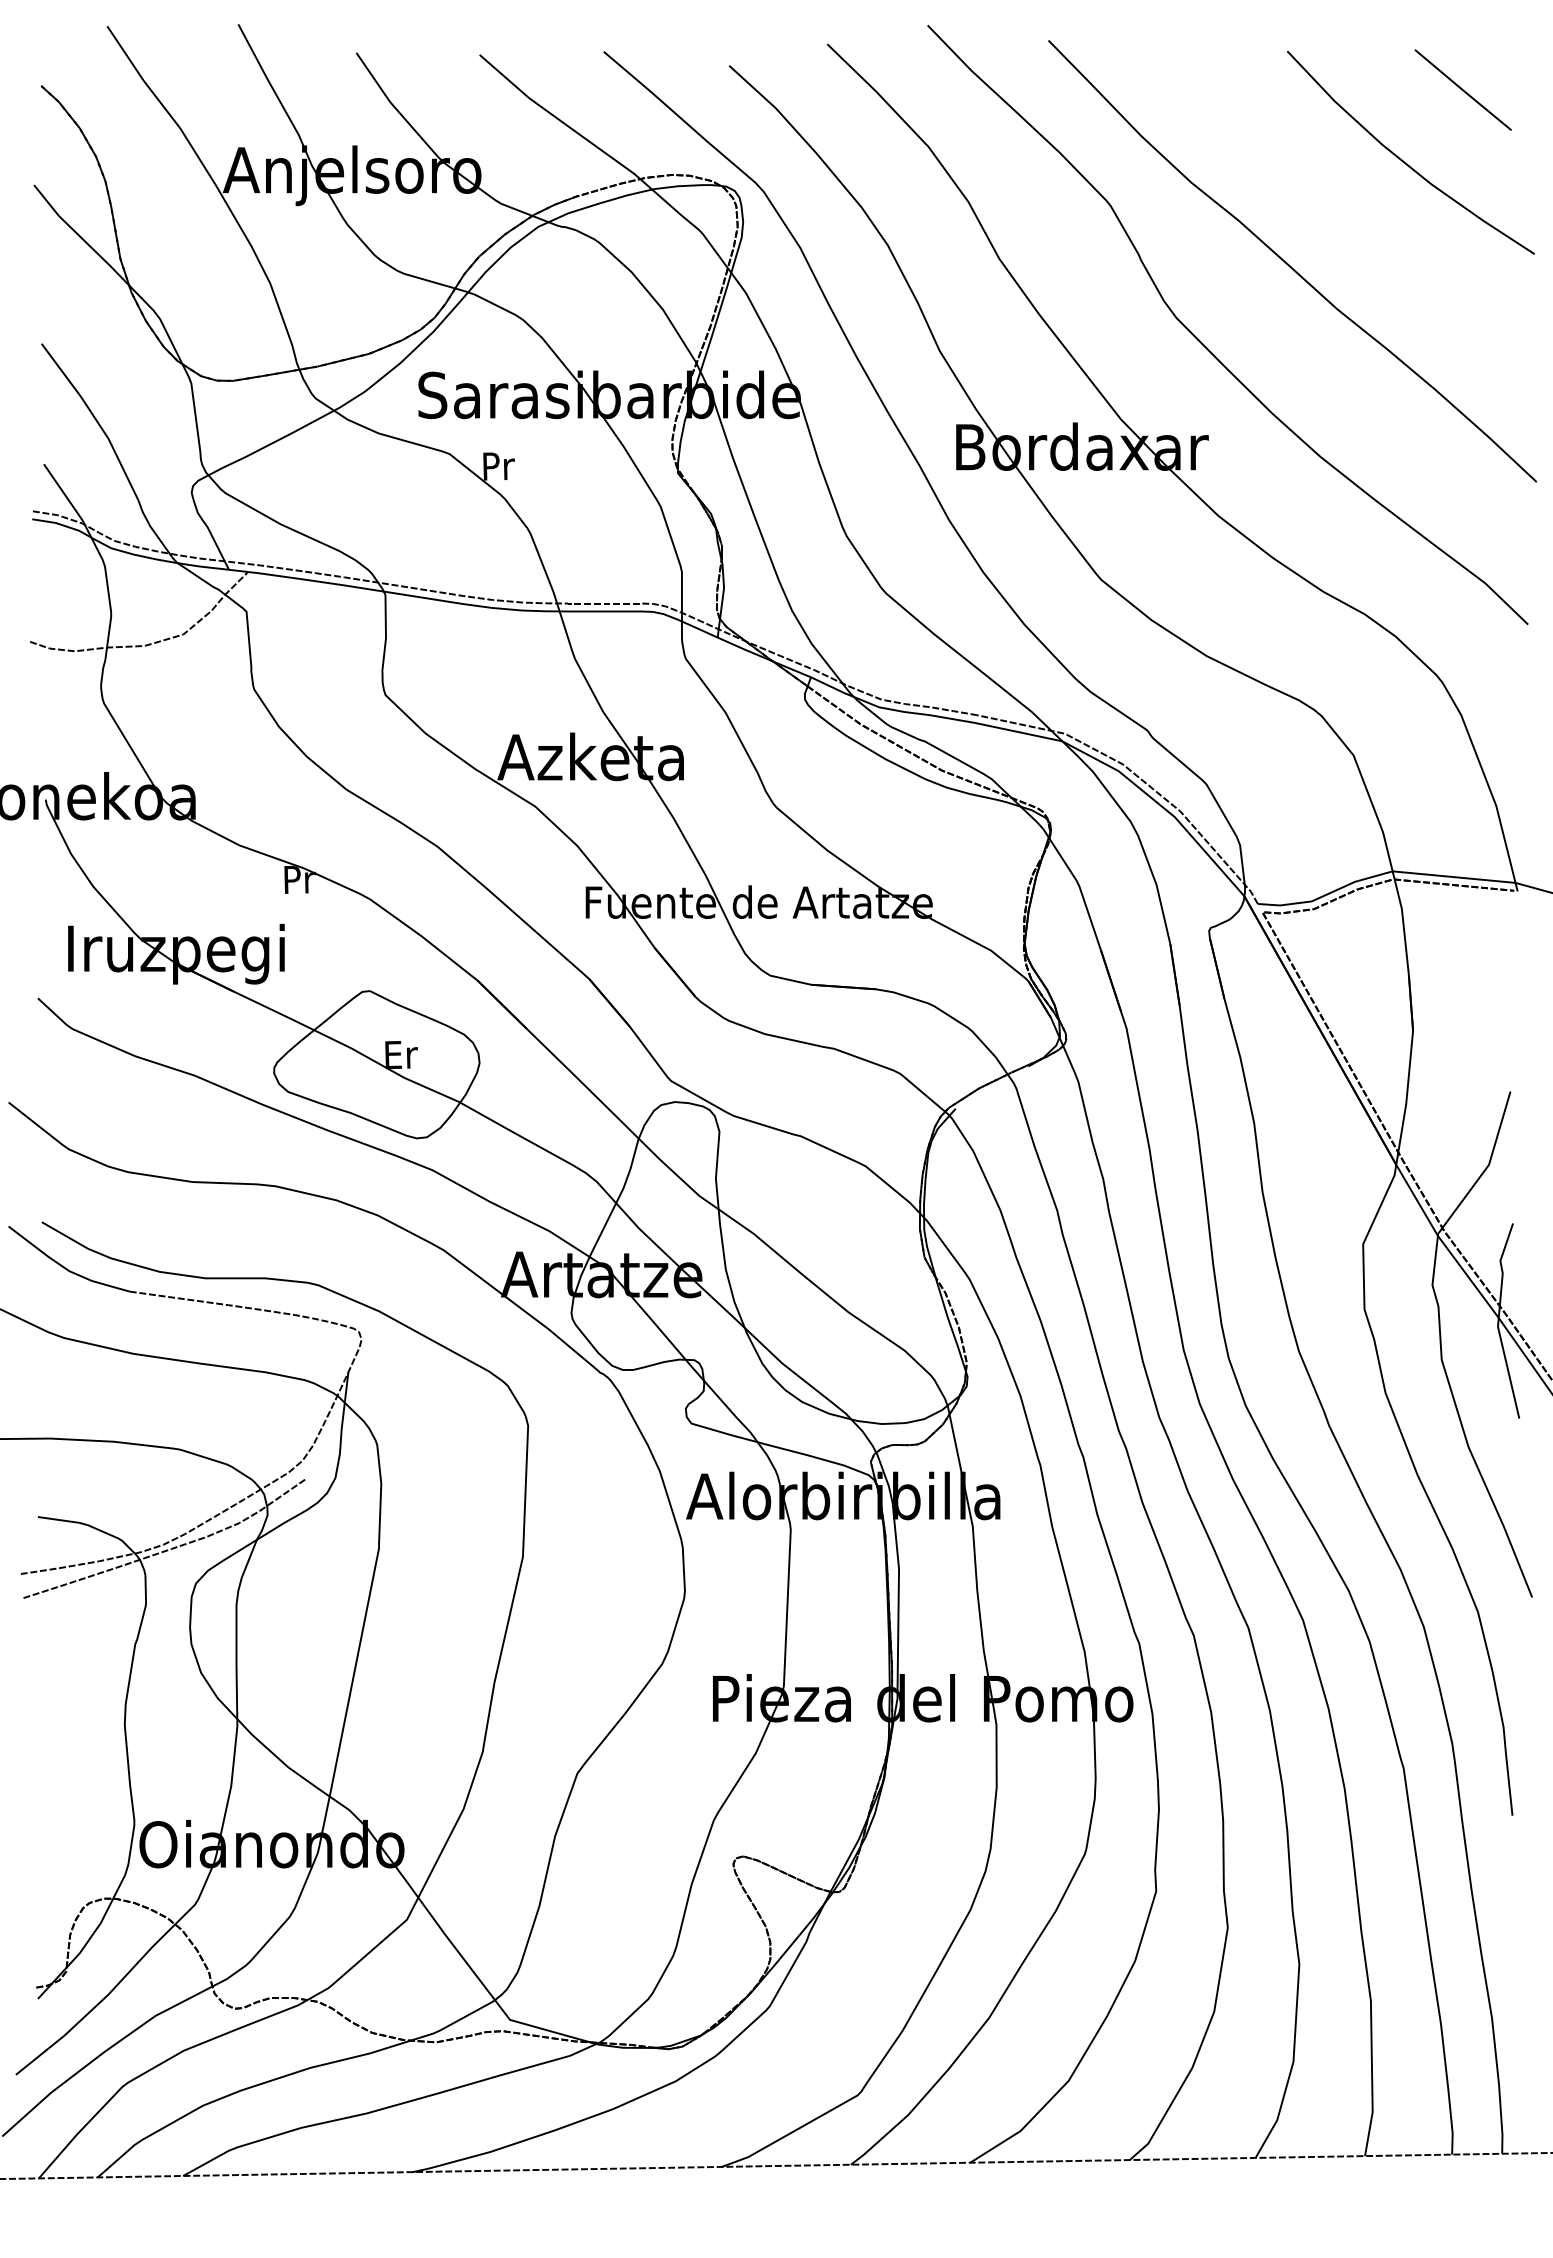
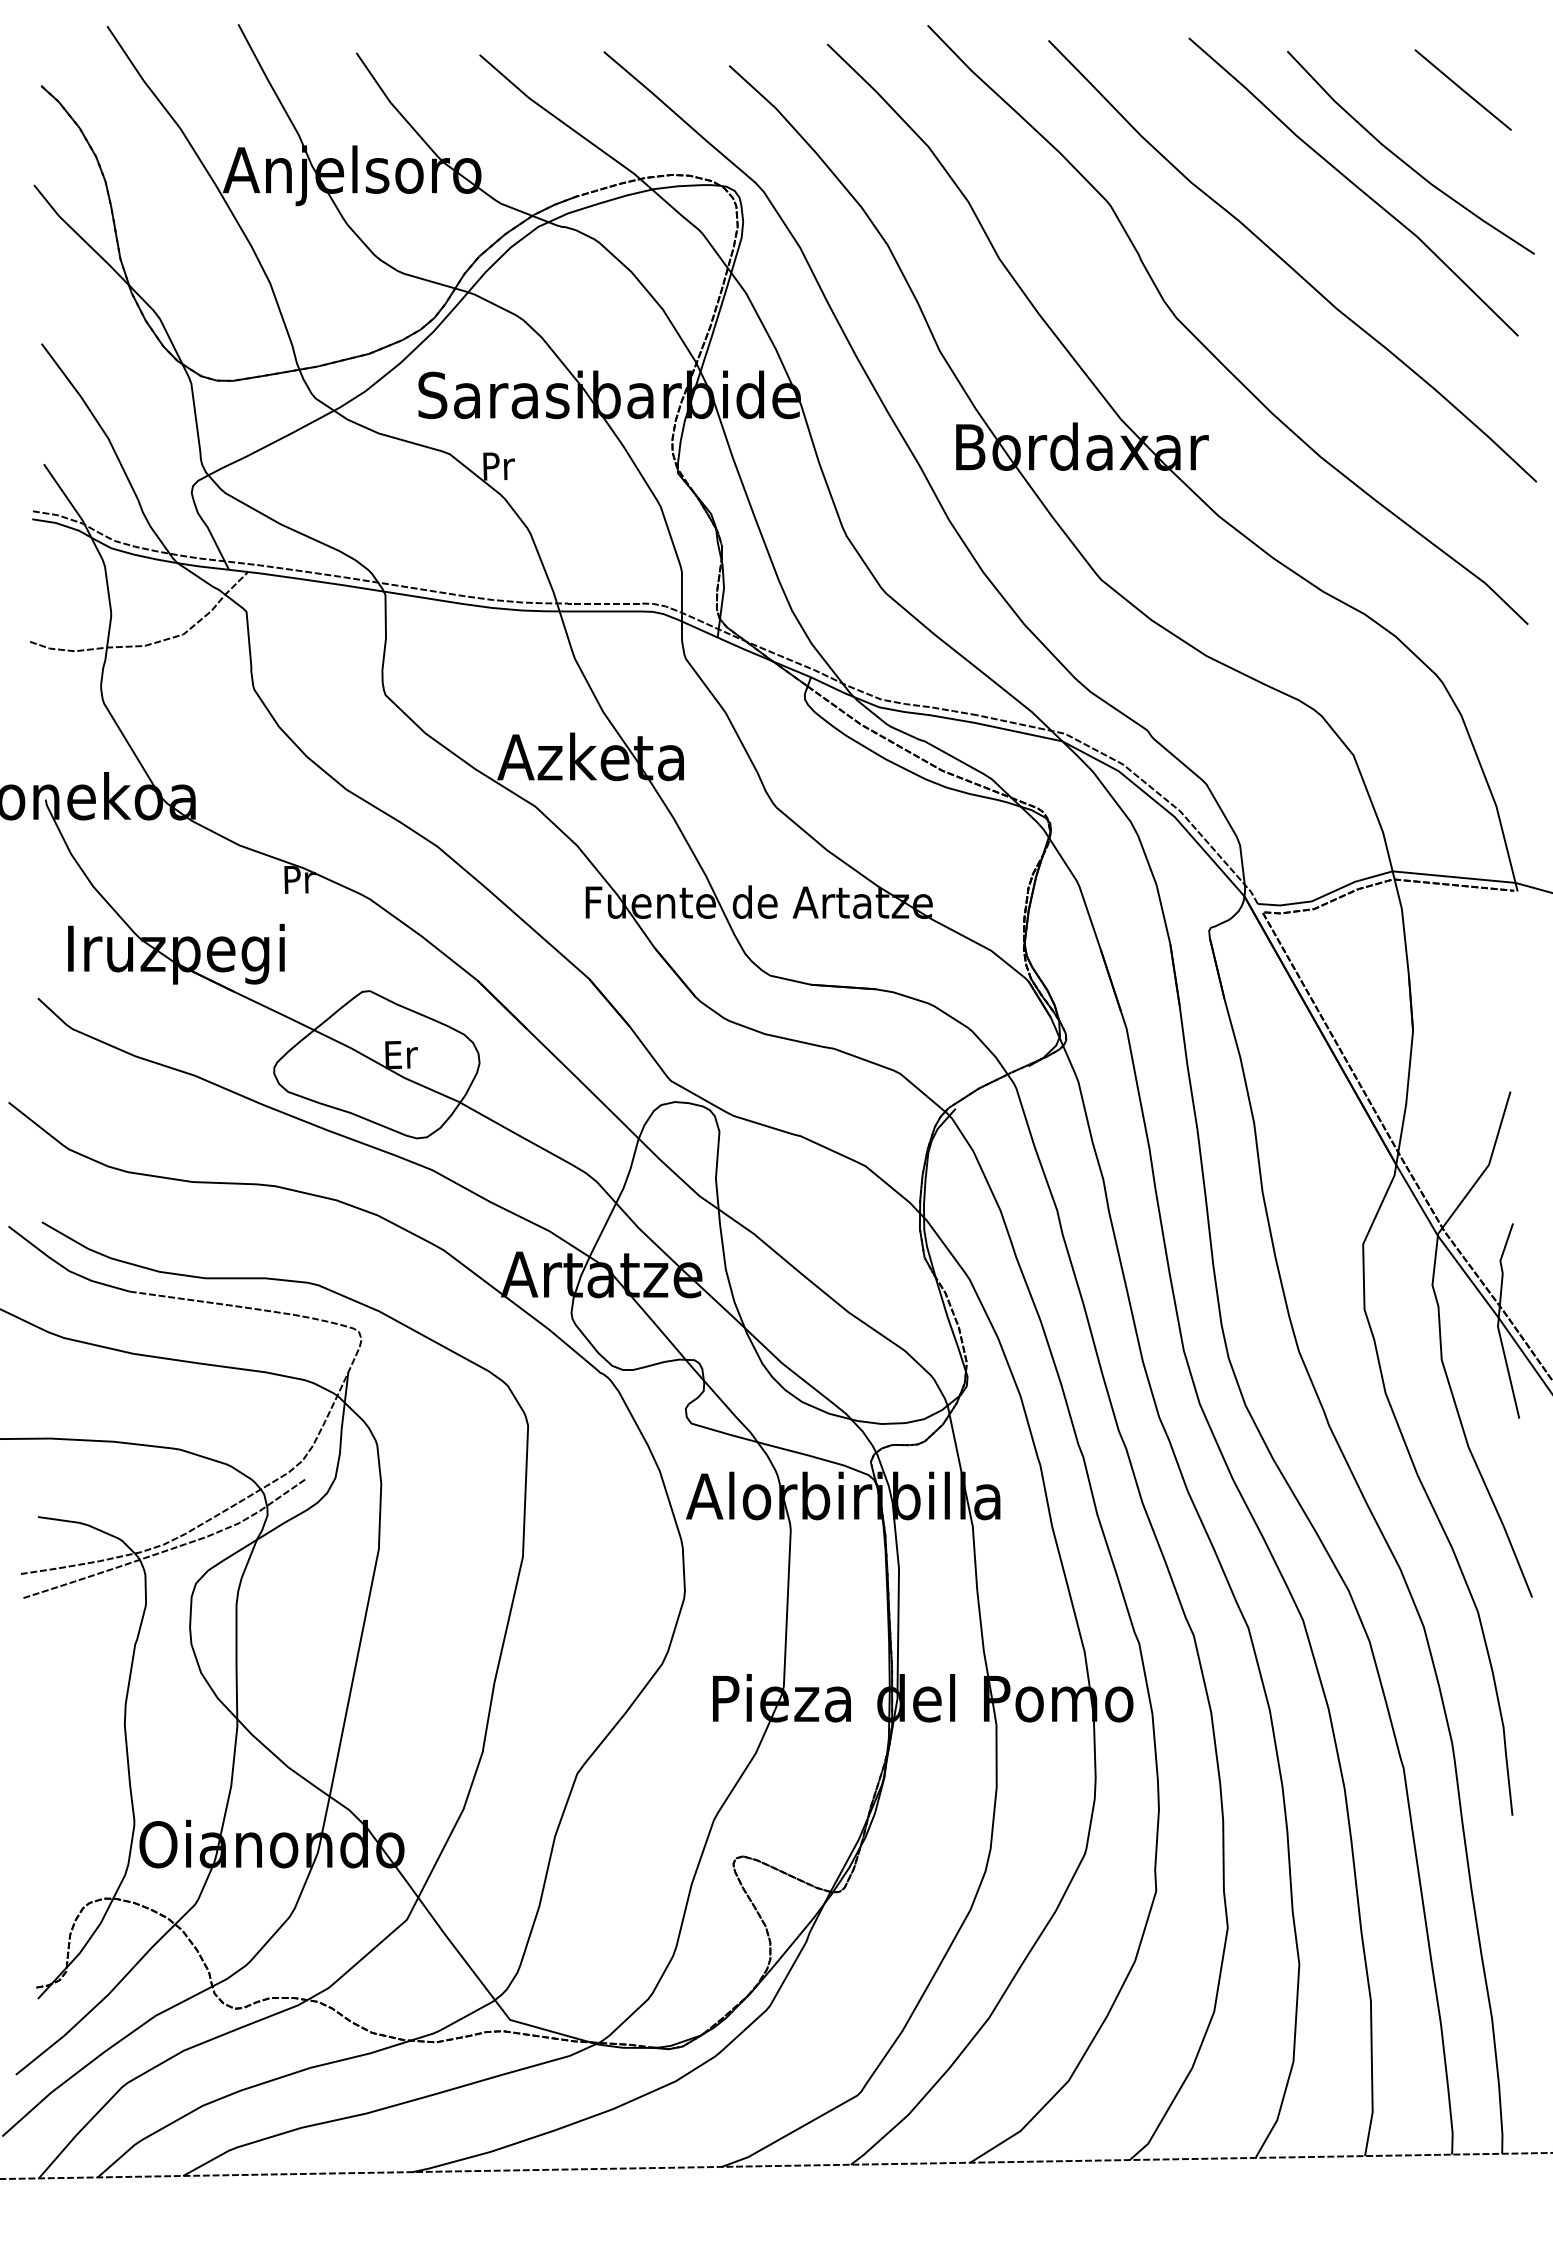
curve: none -> present (1353, 185)
